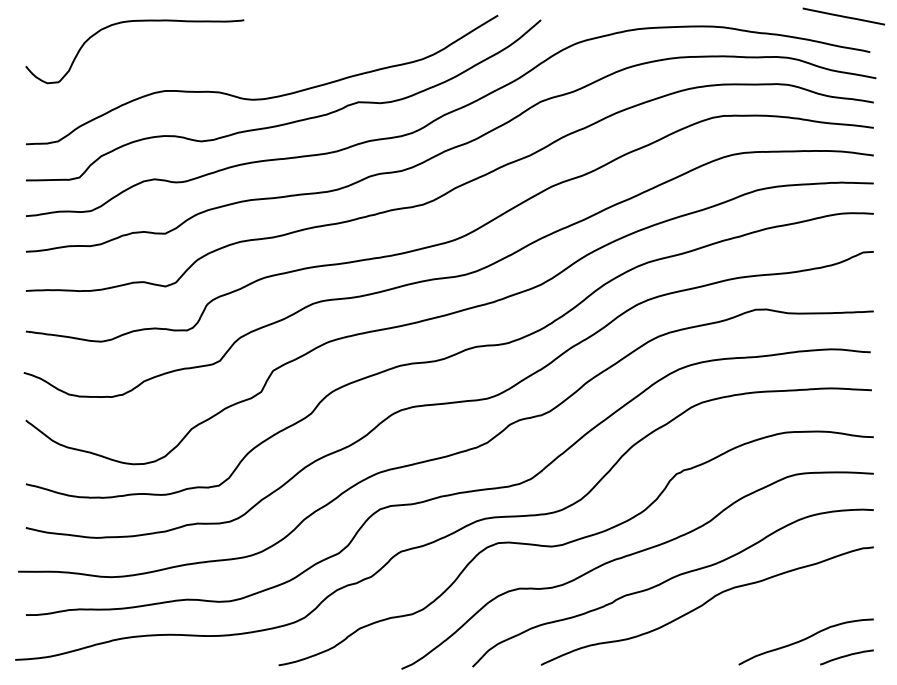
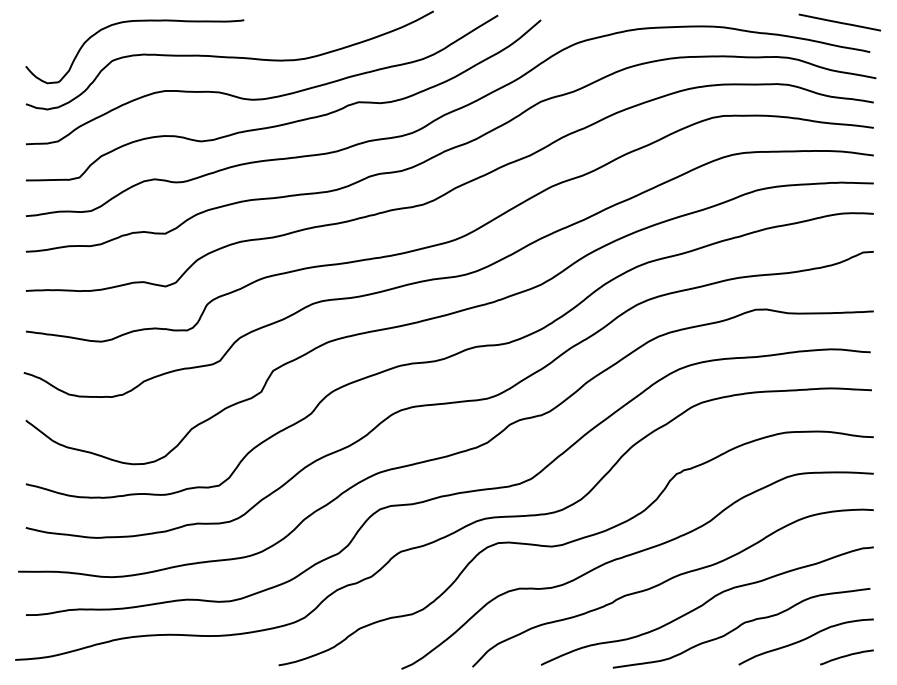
line position: (843, 16) -> (839, 22) (839, 22)
curve: none -> present (229, 58)
curve: none -> present (740, 626)
